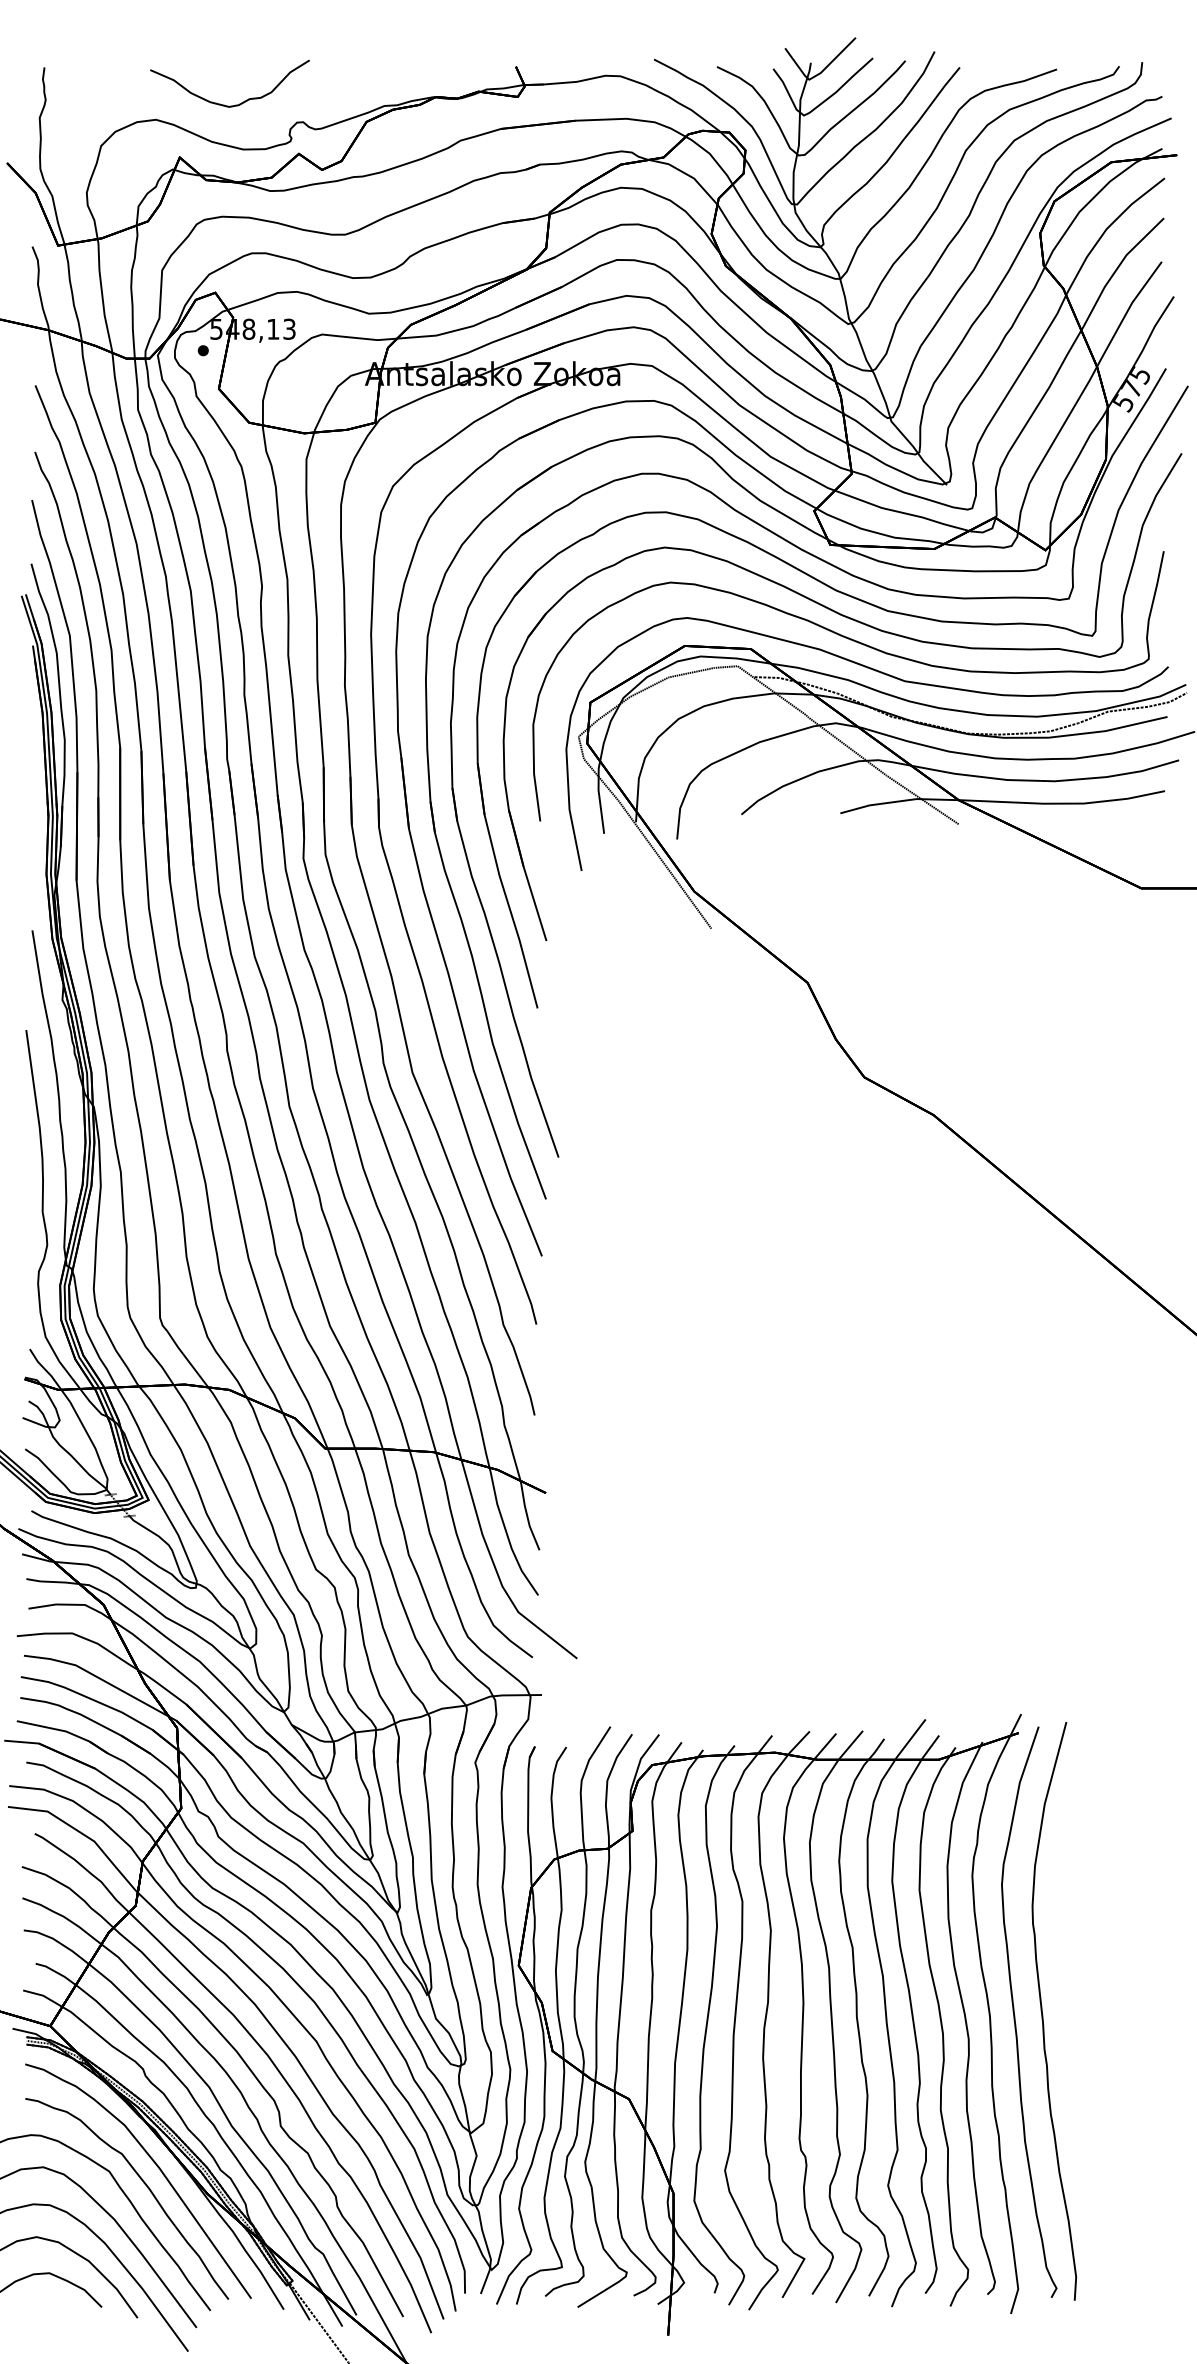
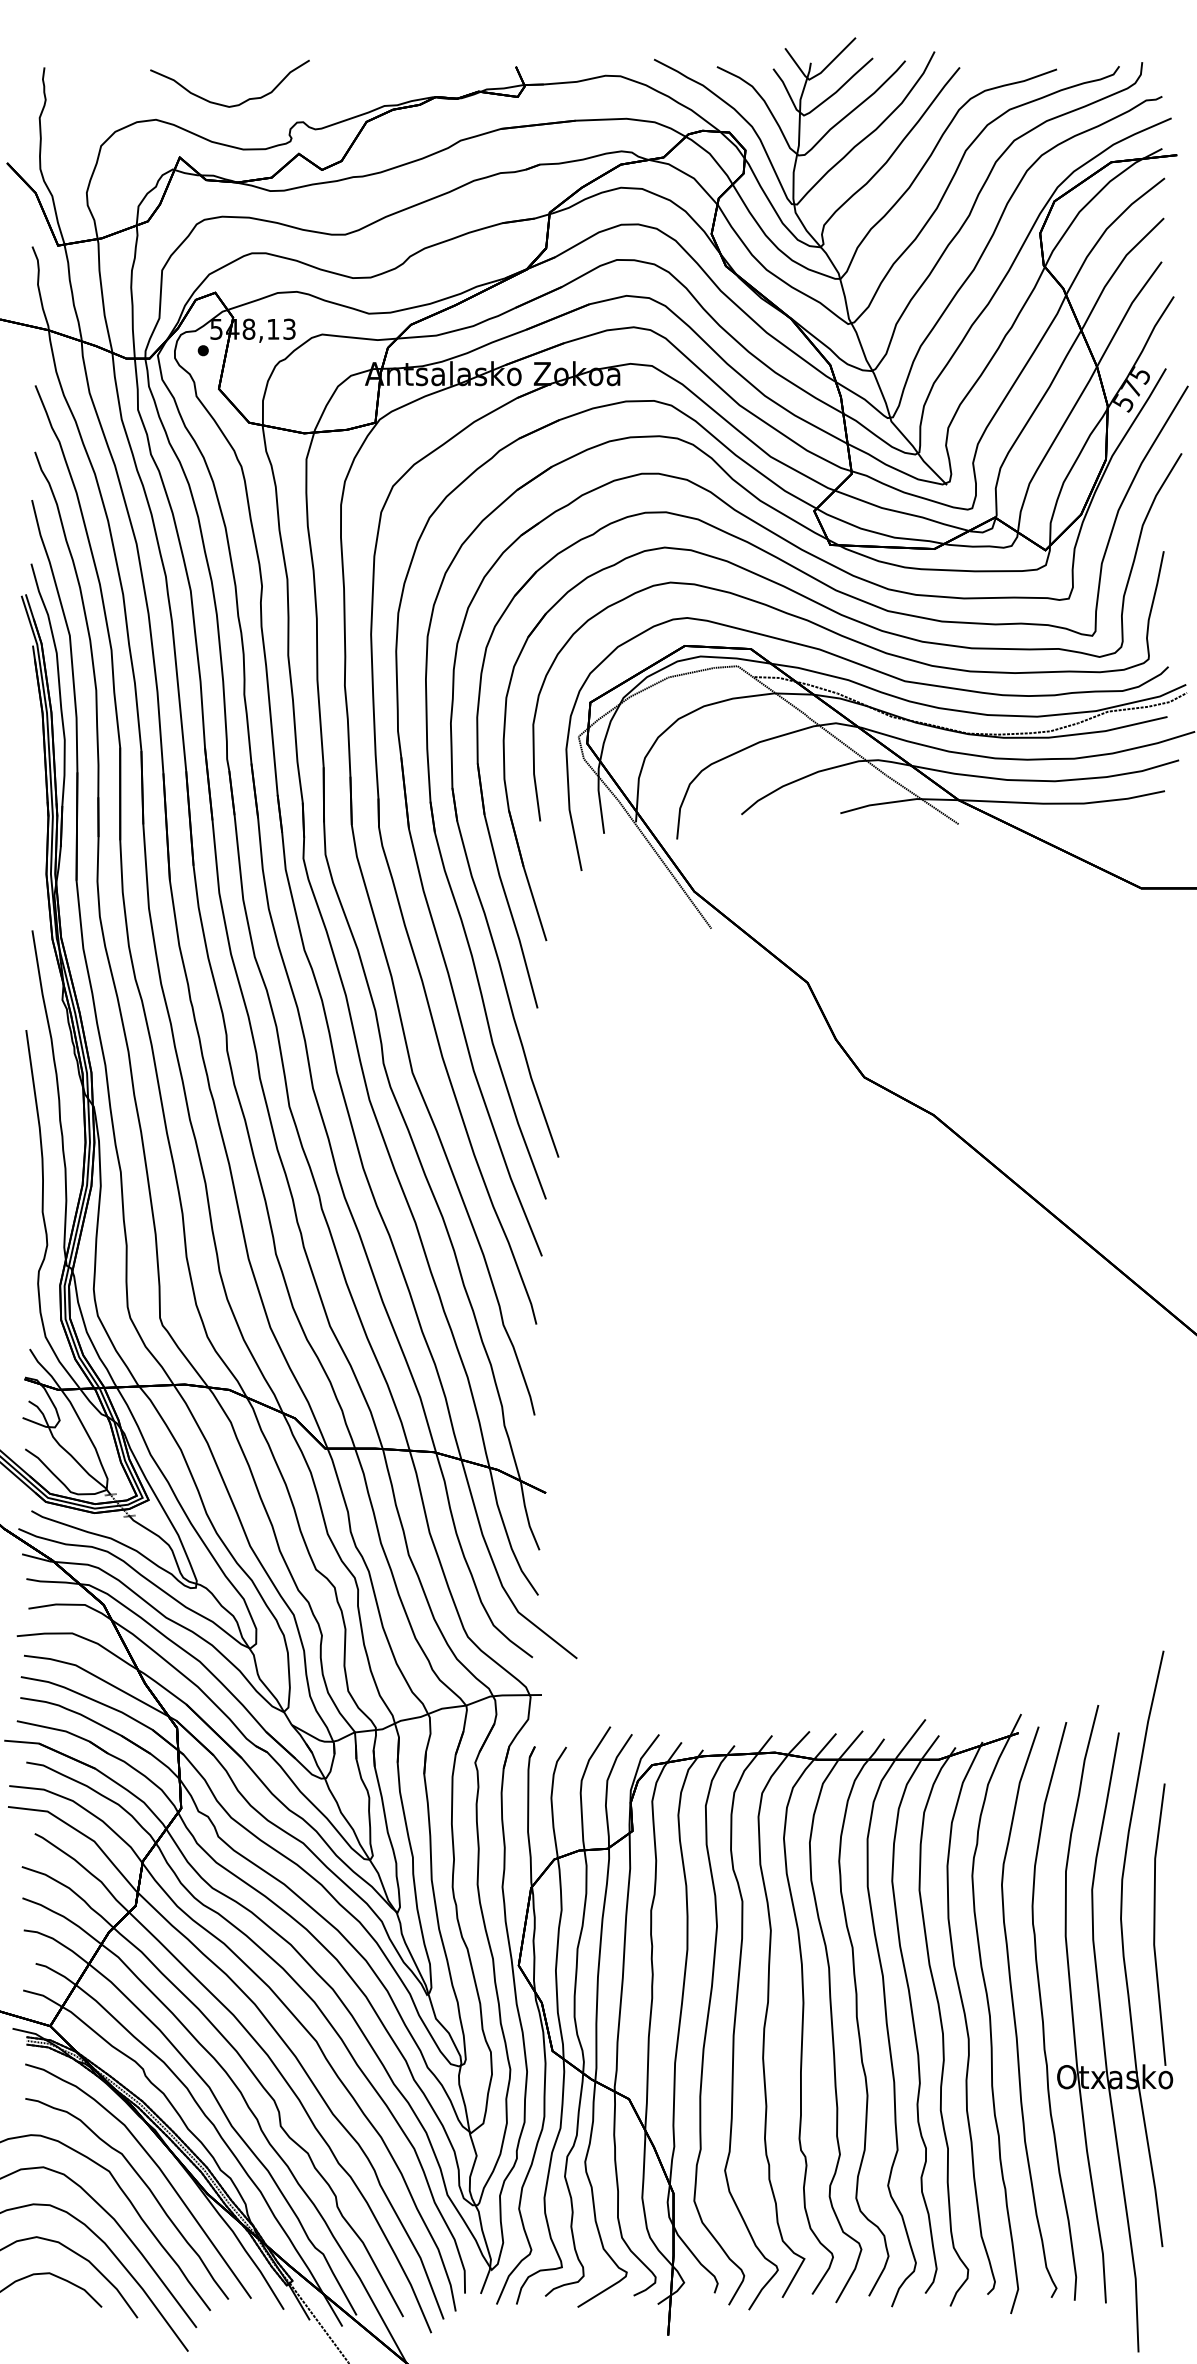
part: none -> present (1127, 1998)
